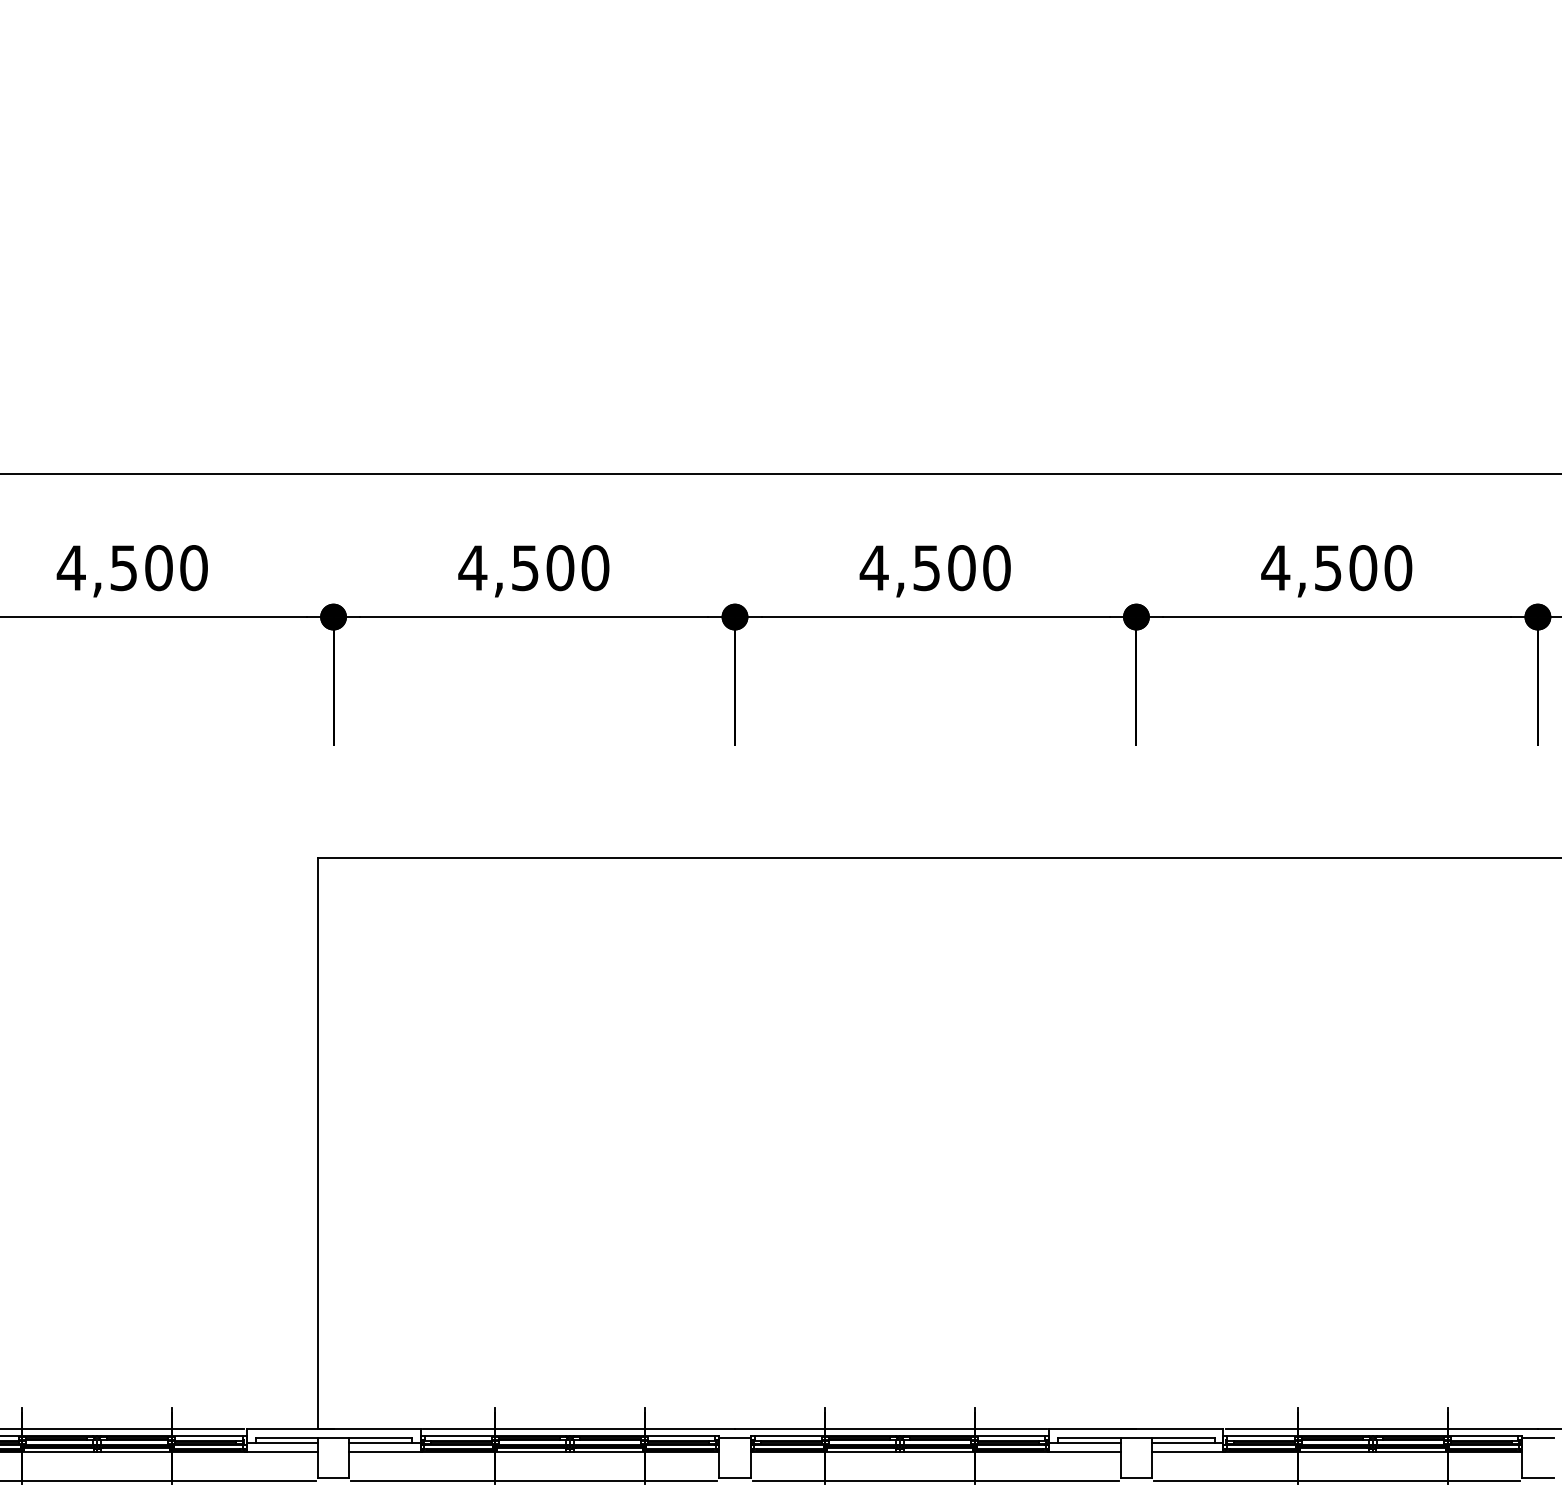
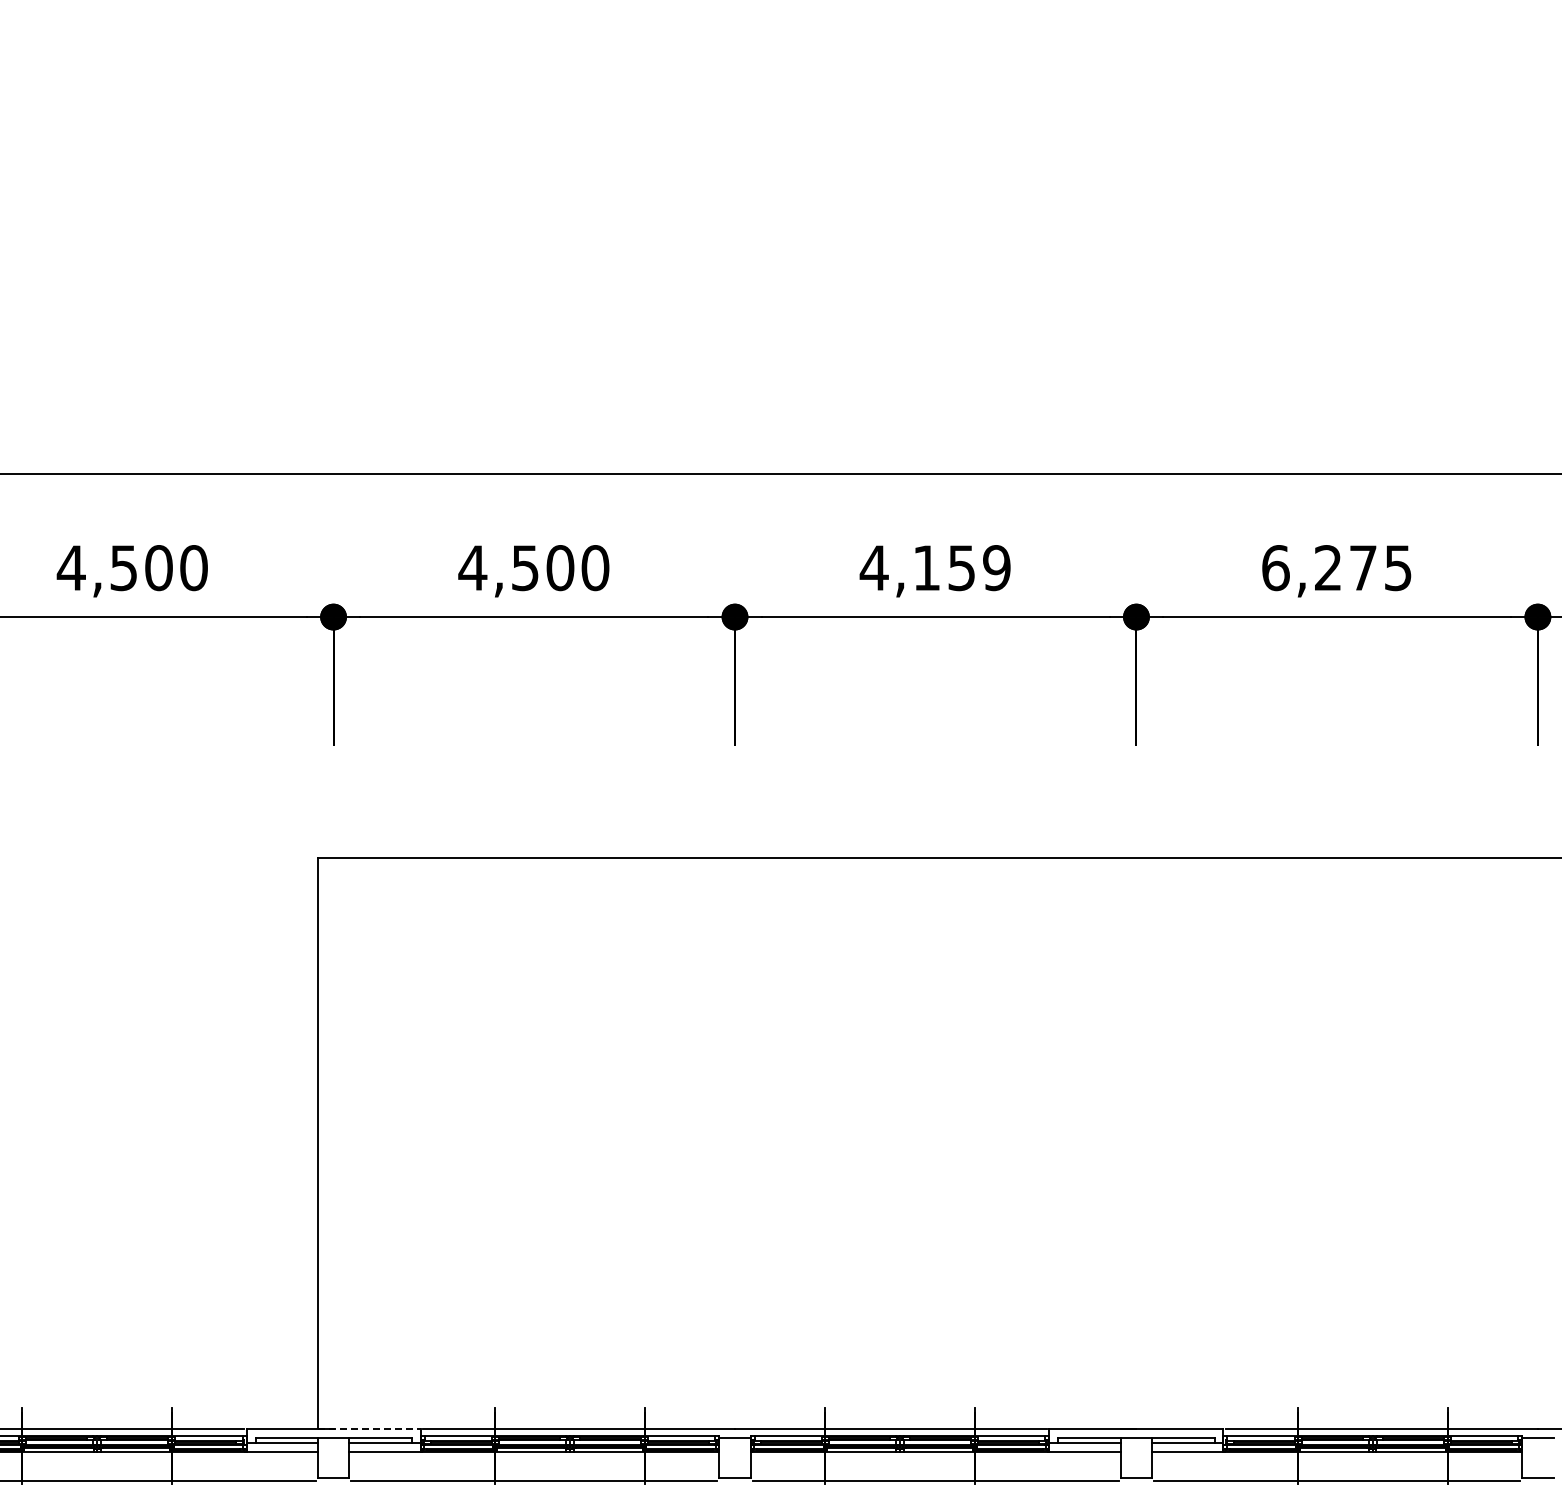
text: 4,500 -> 4,159 (961, 568)
text: 4,500 -> 6,275 (1336, 568)
line: solid -> dashed (369, 1429)
